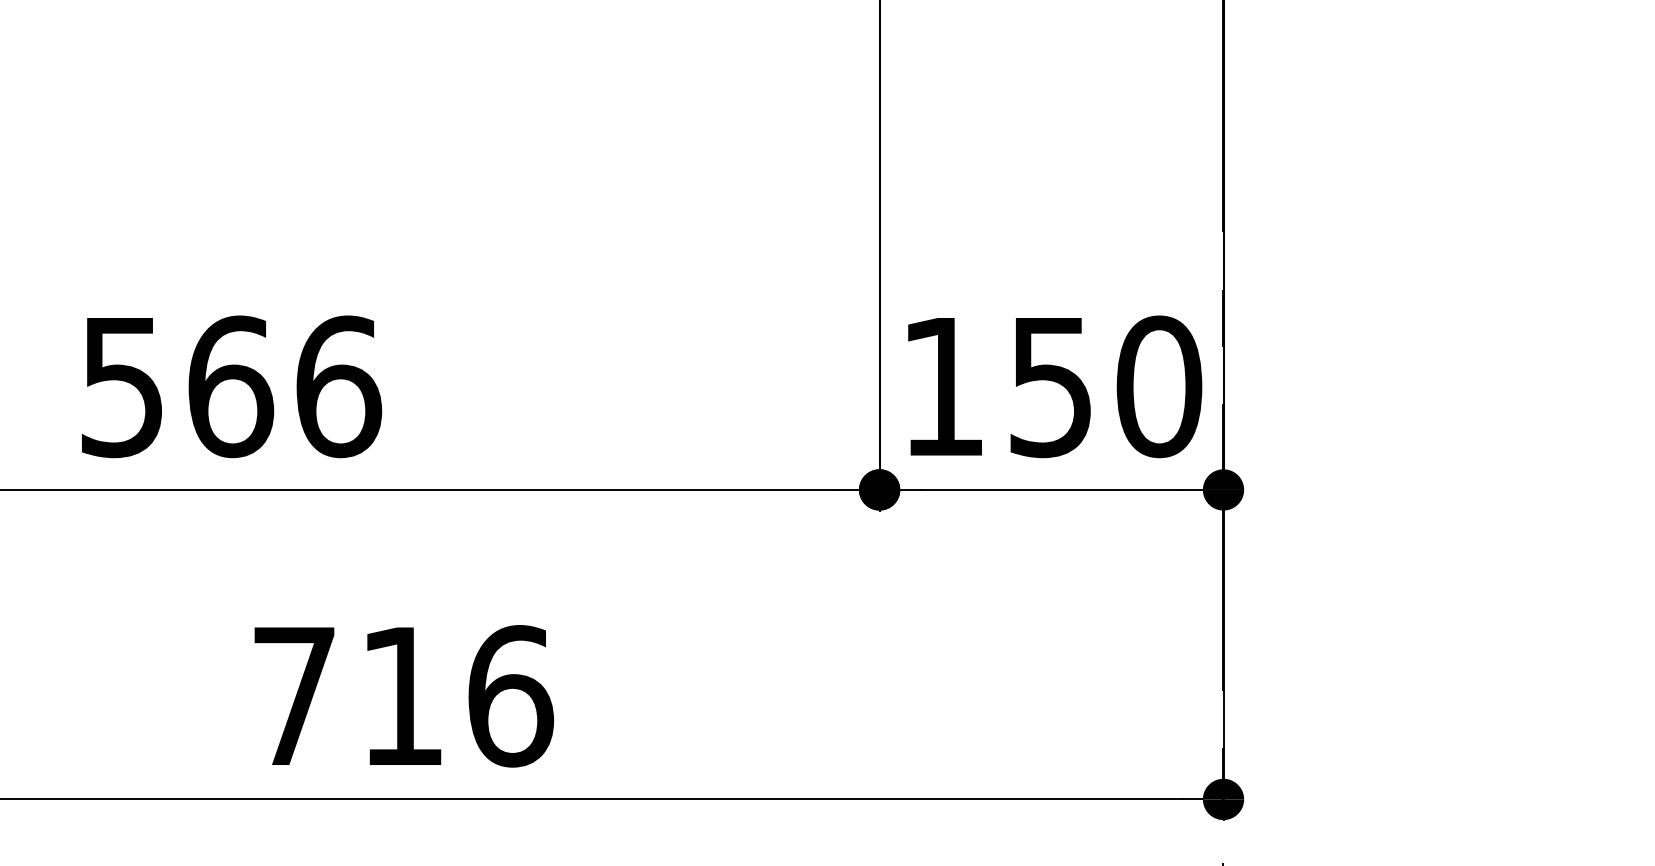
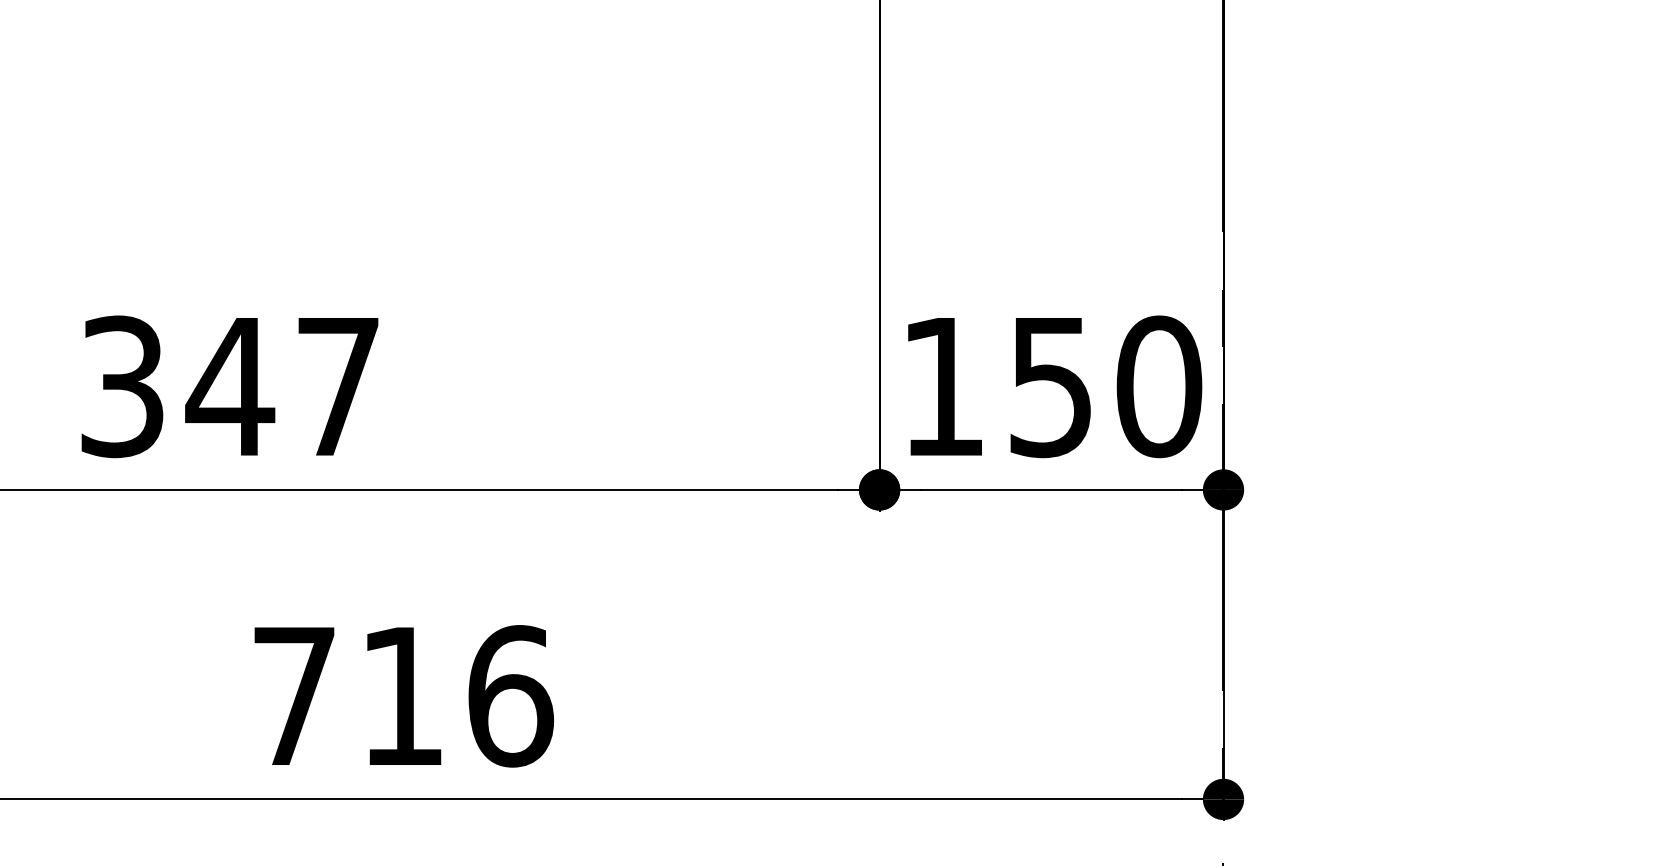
text: 566 -> 347 (231, 386)
